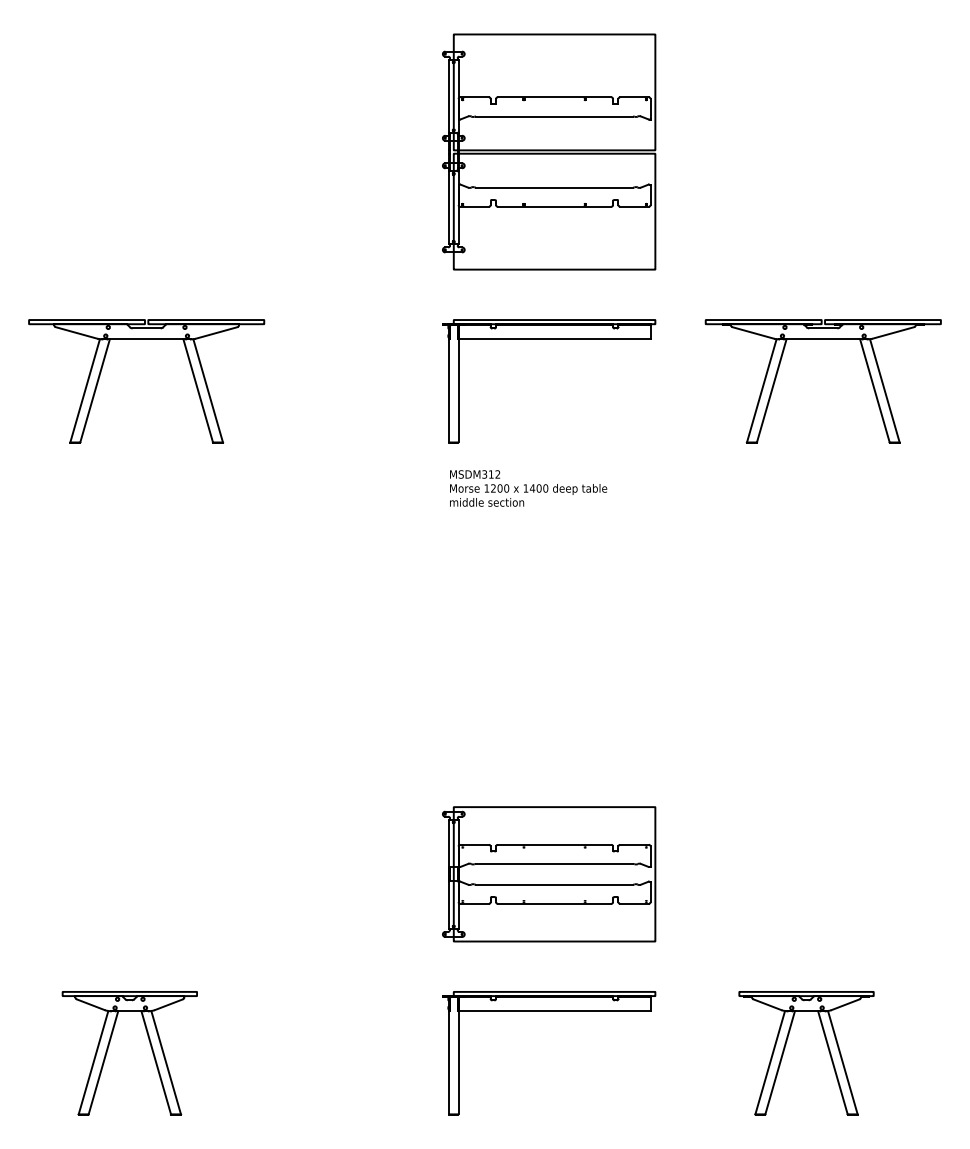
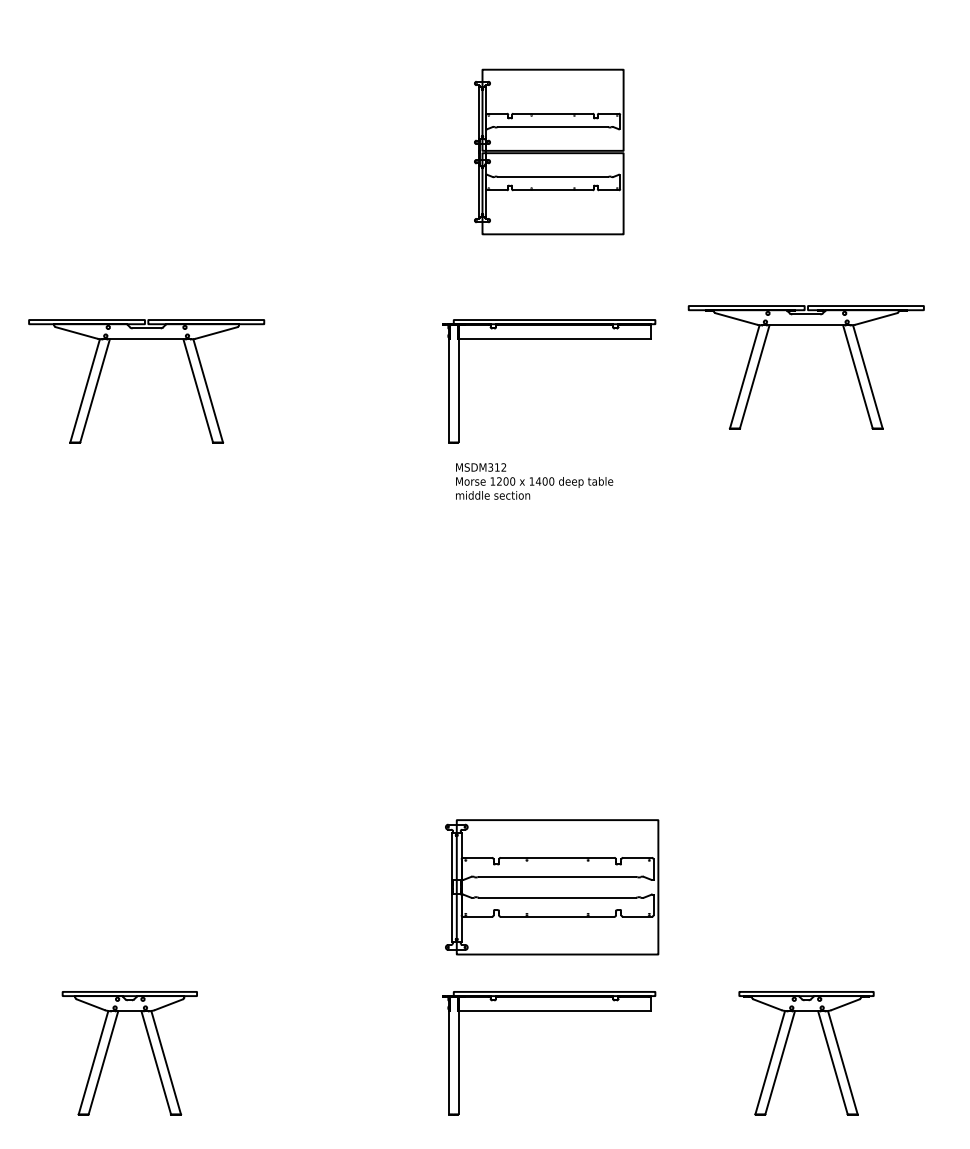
part size: 215x238 px -> 151x168 px (549, 151)
part position: (822, 339) -> (805, 325) (805, 325)
text position: (528, 488) -> (534, 481) (534, 481)
part position: (549, 874) -> (552, 887) (552, 887)
